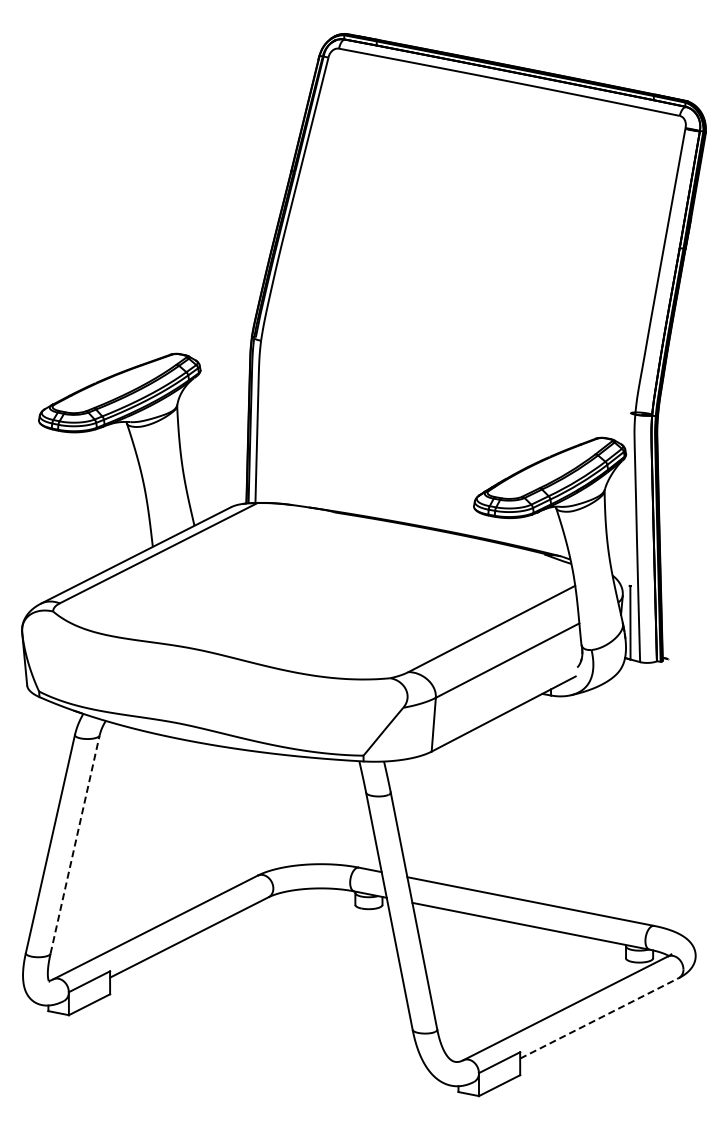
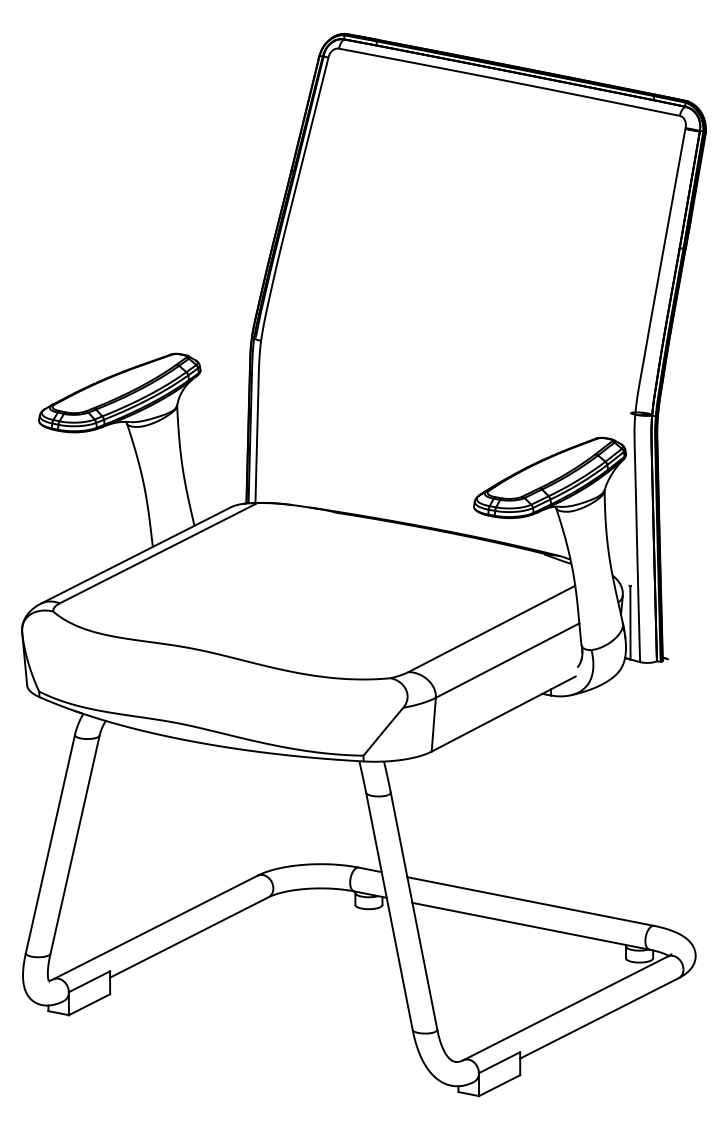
line: dashed -> solid (75, 844)
line: dashed -> solid (599, 1018)
